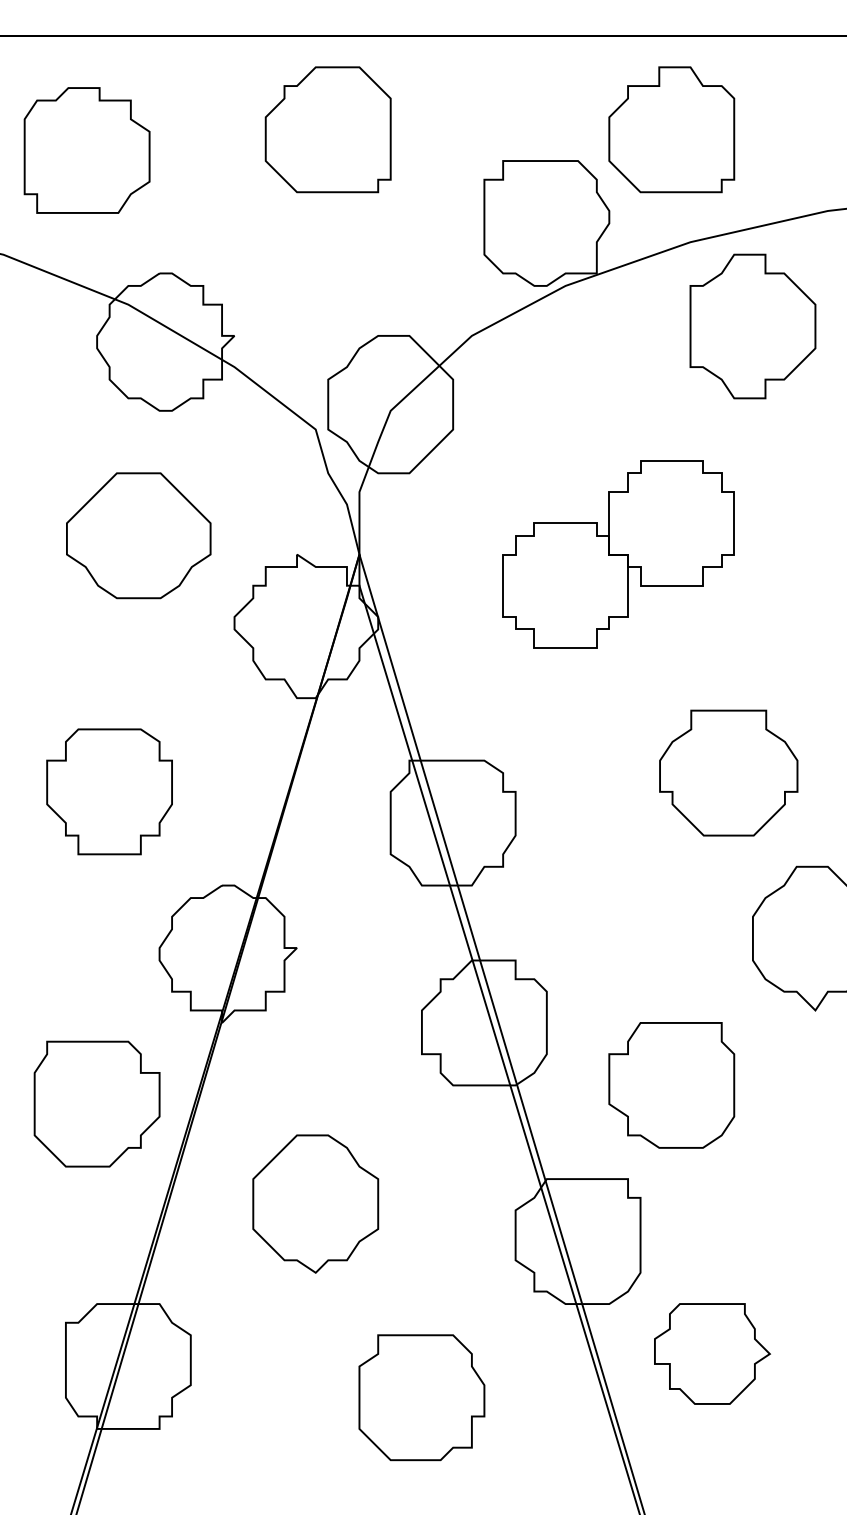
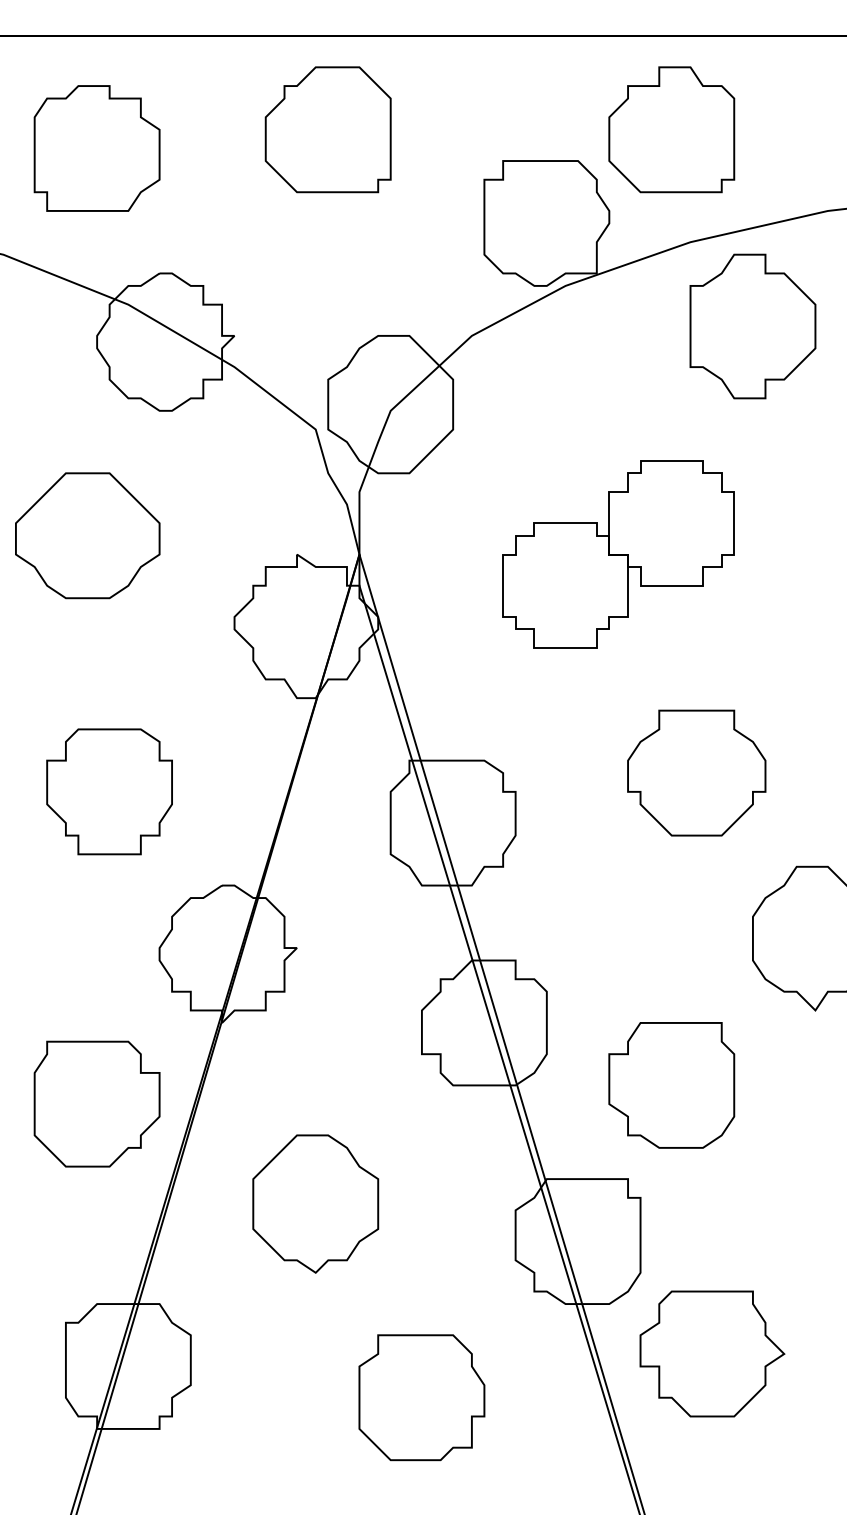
part position: (86, 150) -> (96, 148) (96, 148)
part position: (138, 535) -> (87, 535) (87, 535)
part position: (728, 772) -> (696, 772) (696, 772)
part size: 117x102 px -> 147x128 px (712, 1353)
